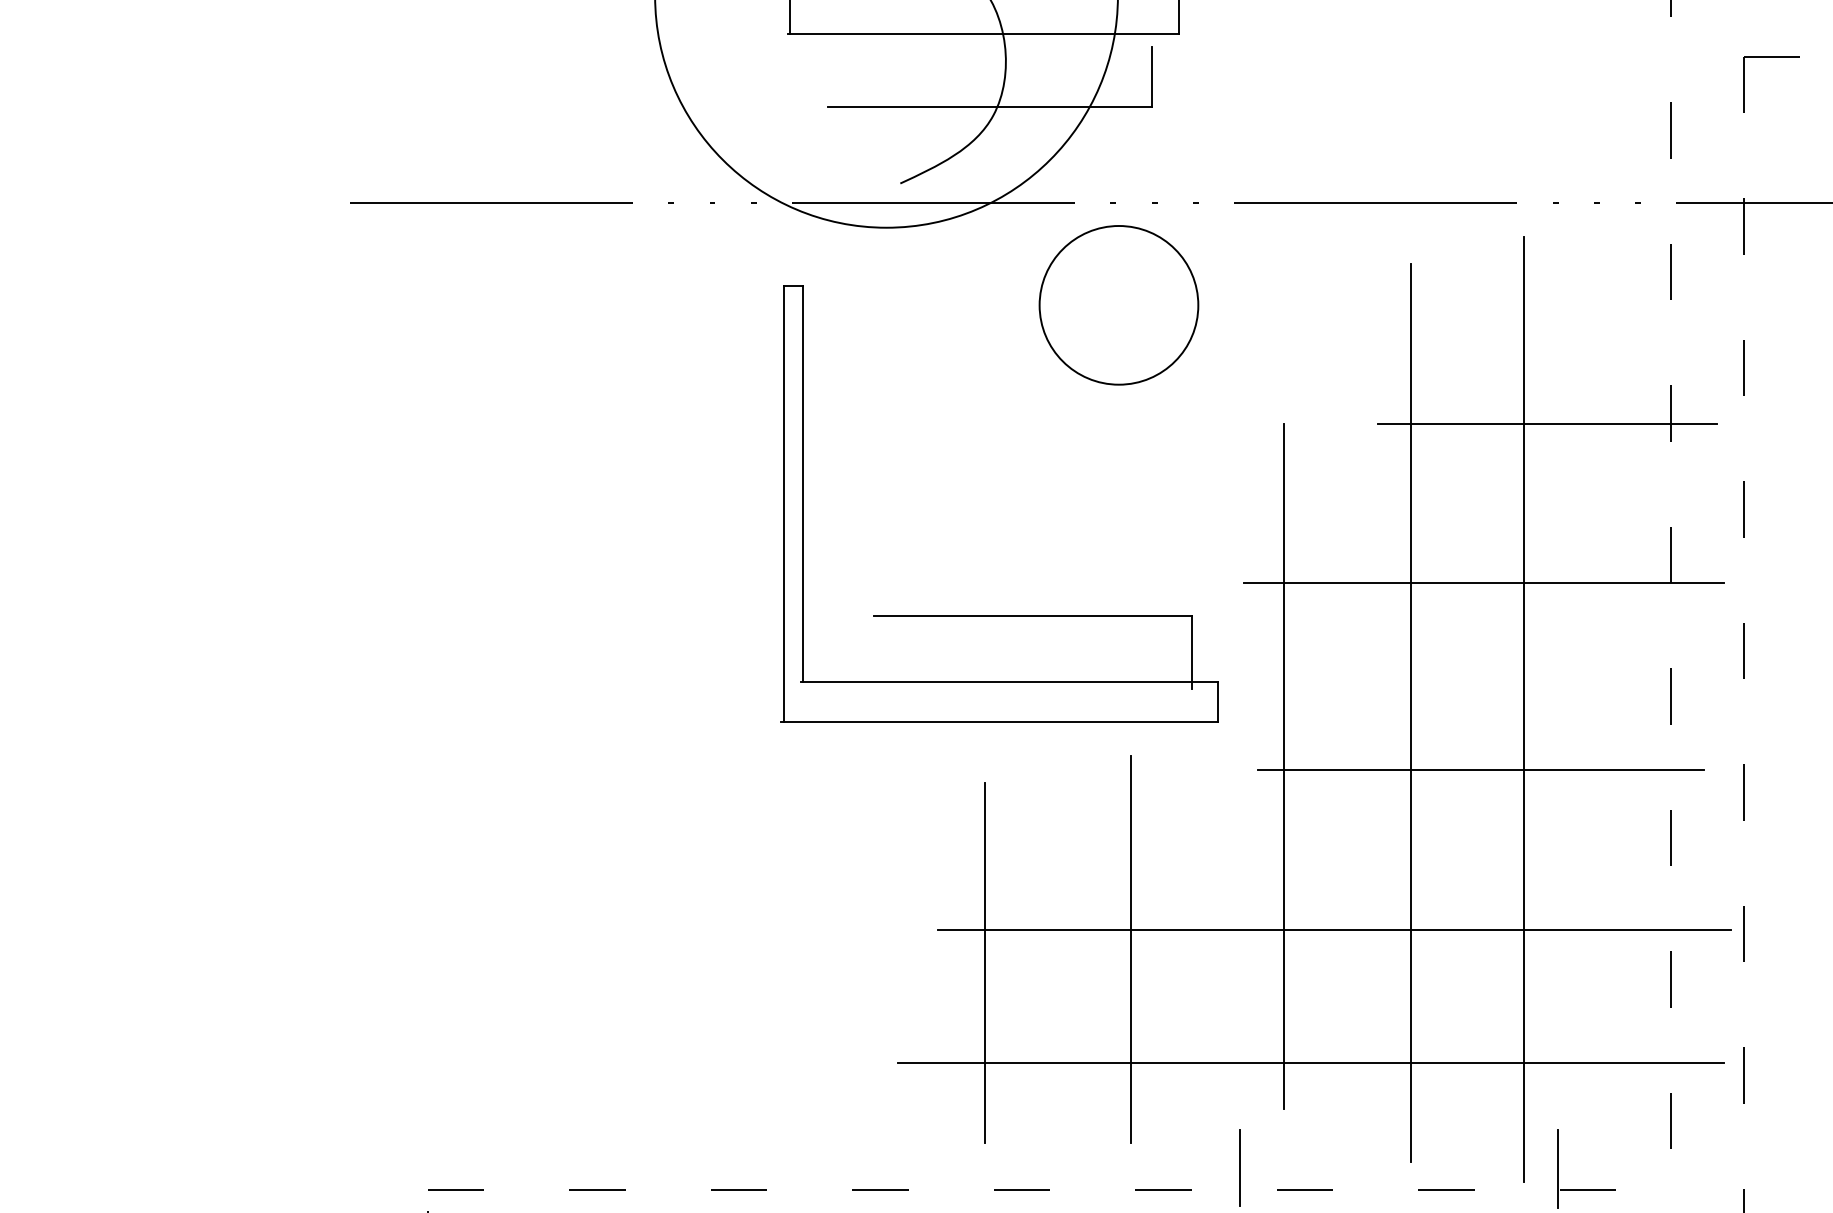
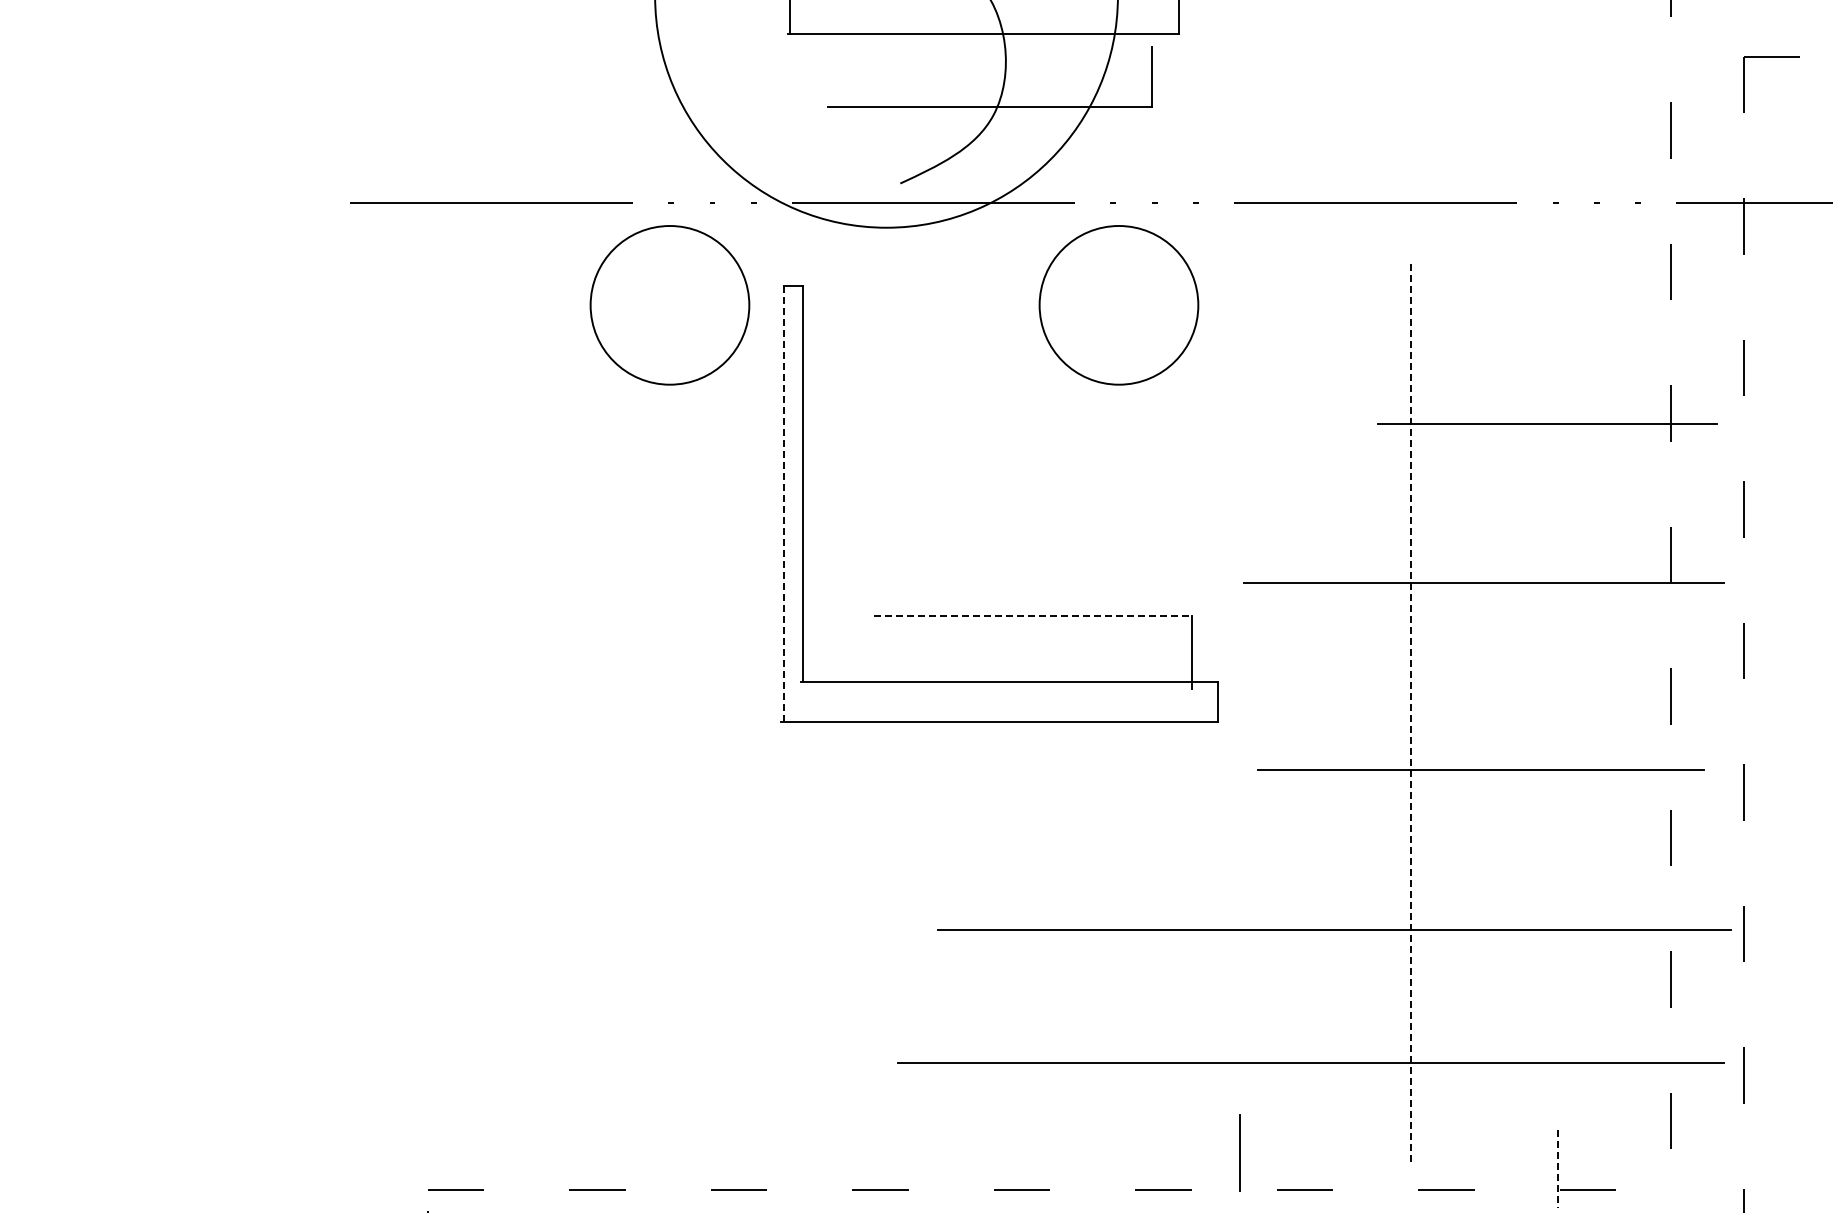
circle: none -> present (669, 305)
line: solid -> dashed (783, 504)
line: solid -> dashed (1032, 616)
line: present -> none (1524, 709)
line: solid -> dashed (1410, 713)
line: present -> none (1284, 766)
line: present -> none (1131, 949)
line: present -> none (984, 962)
line position: (1239, 1167) -> (1239, 1152) (1239, 1152)
line: solid -> dashed (1557, 1169)
